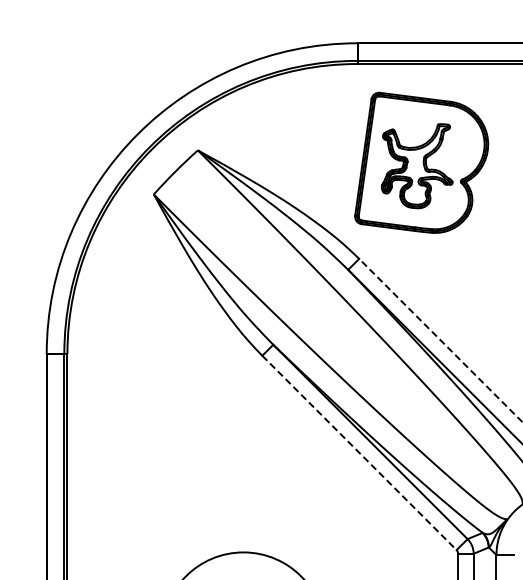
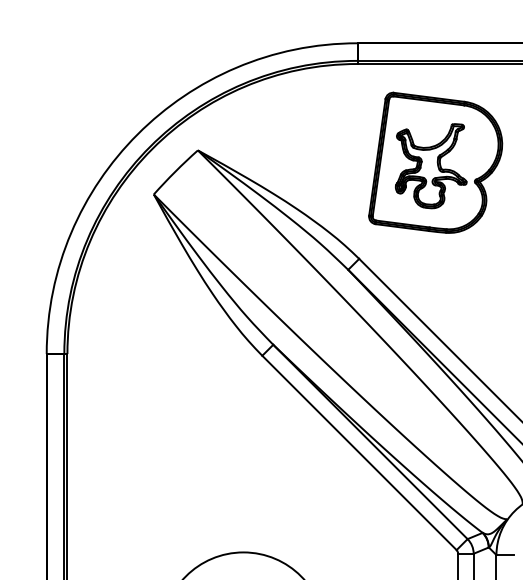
part position: (421, 162) -> (435, 162) (435, 162)
line: dashed -> solid (440, 340)
line: dashed -> solid (359, 453)
